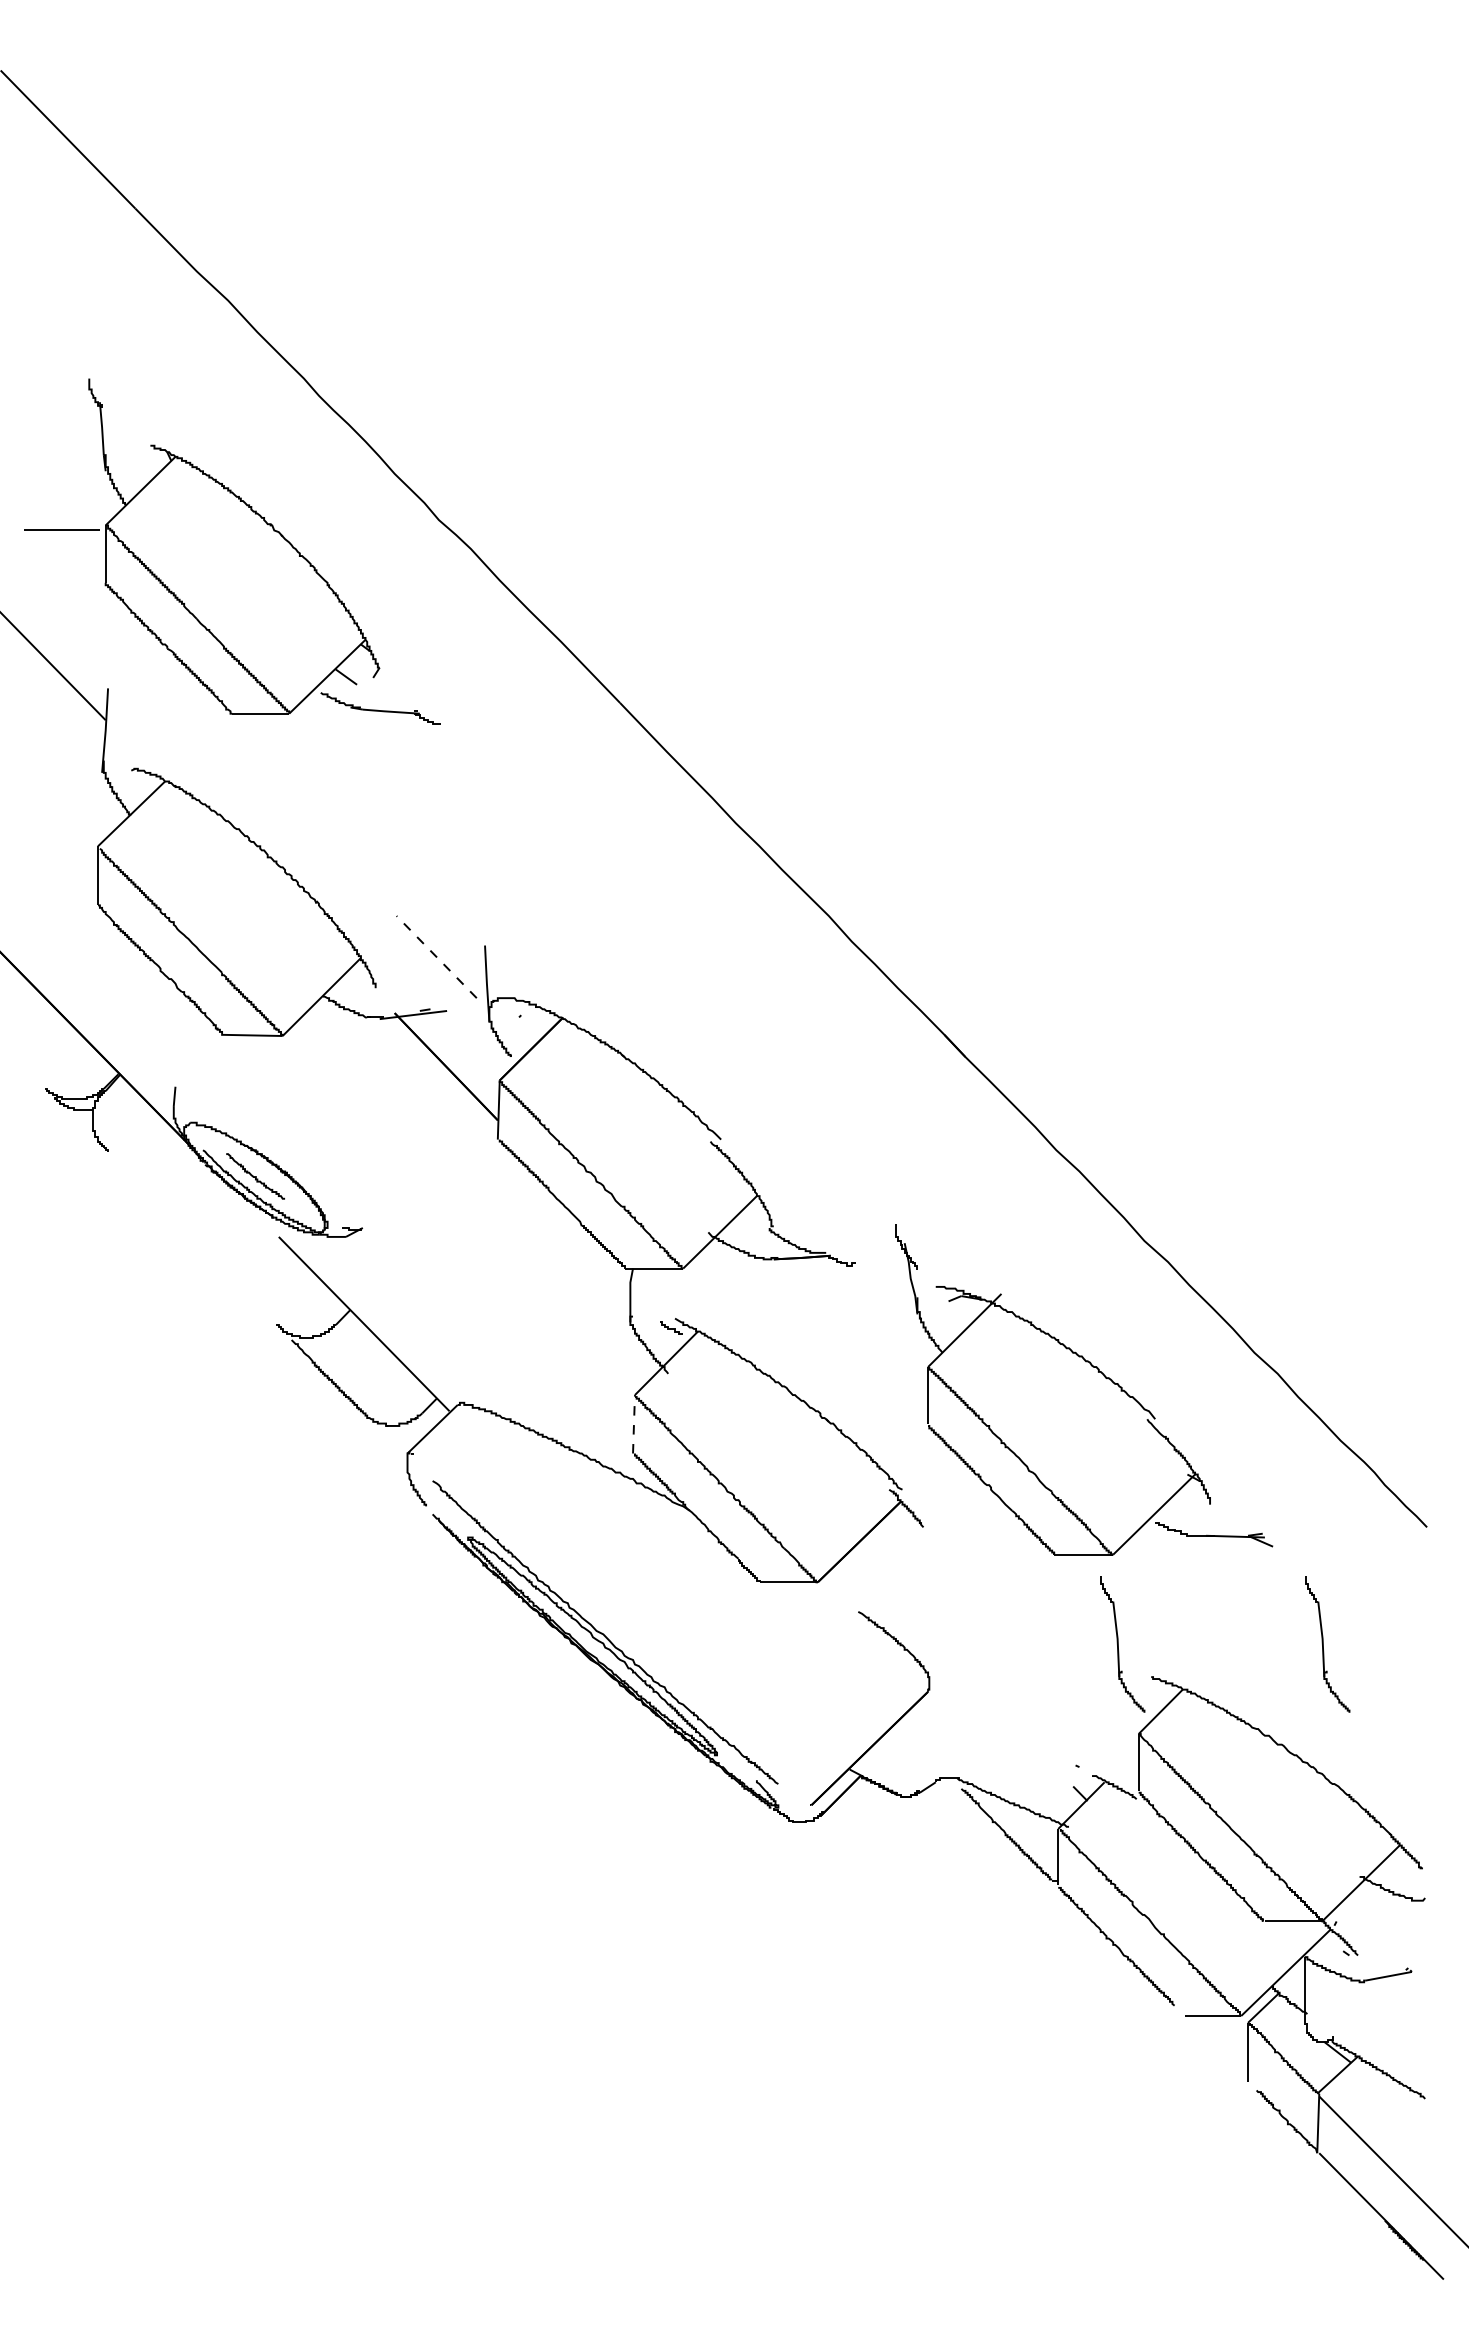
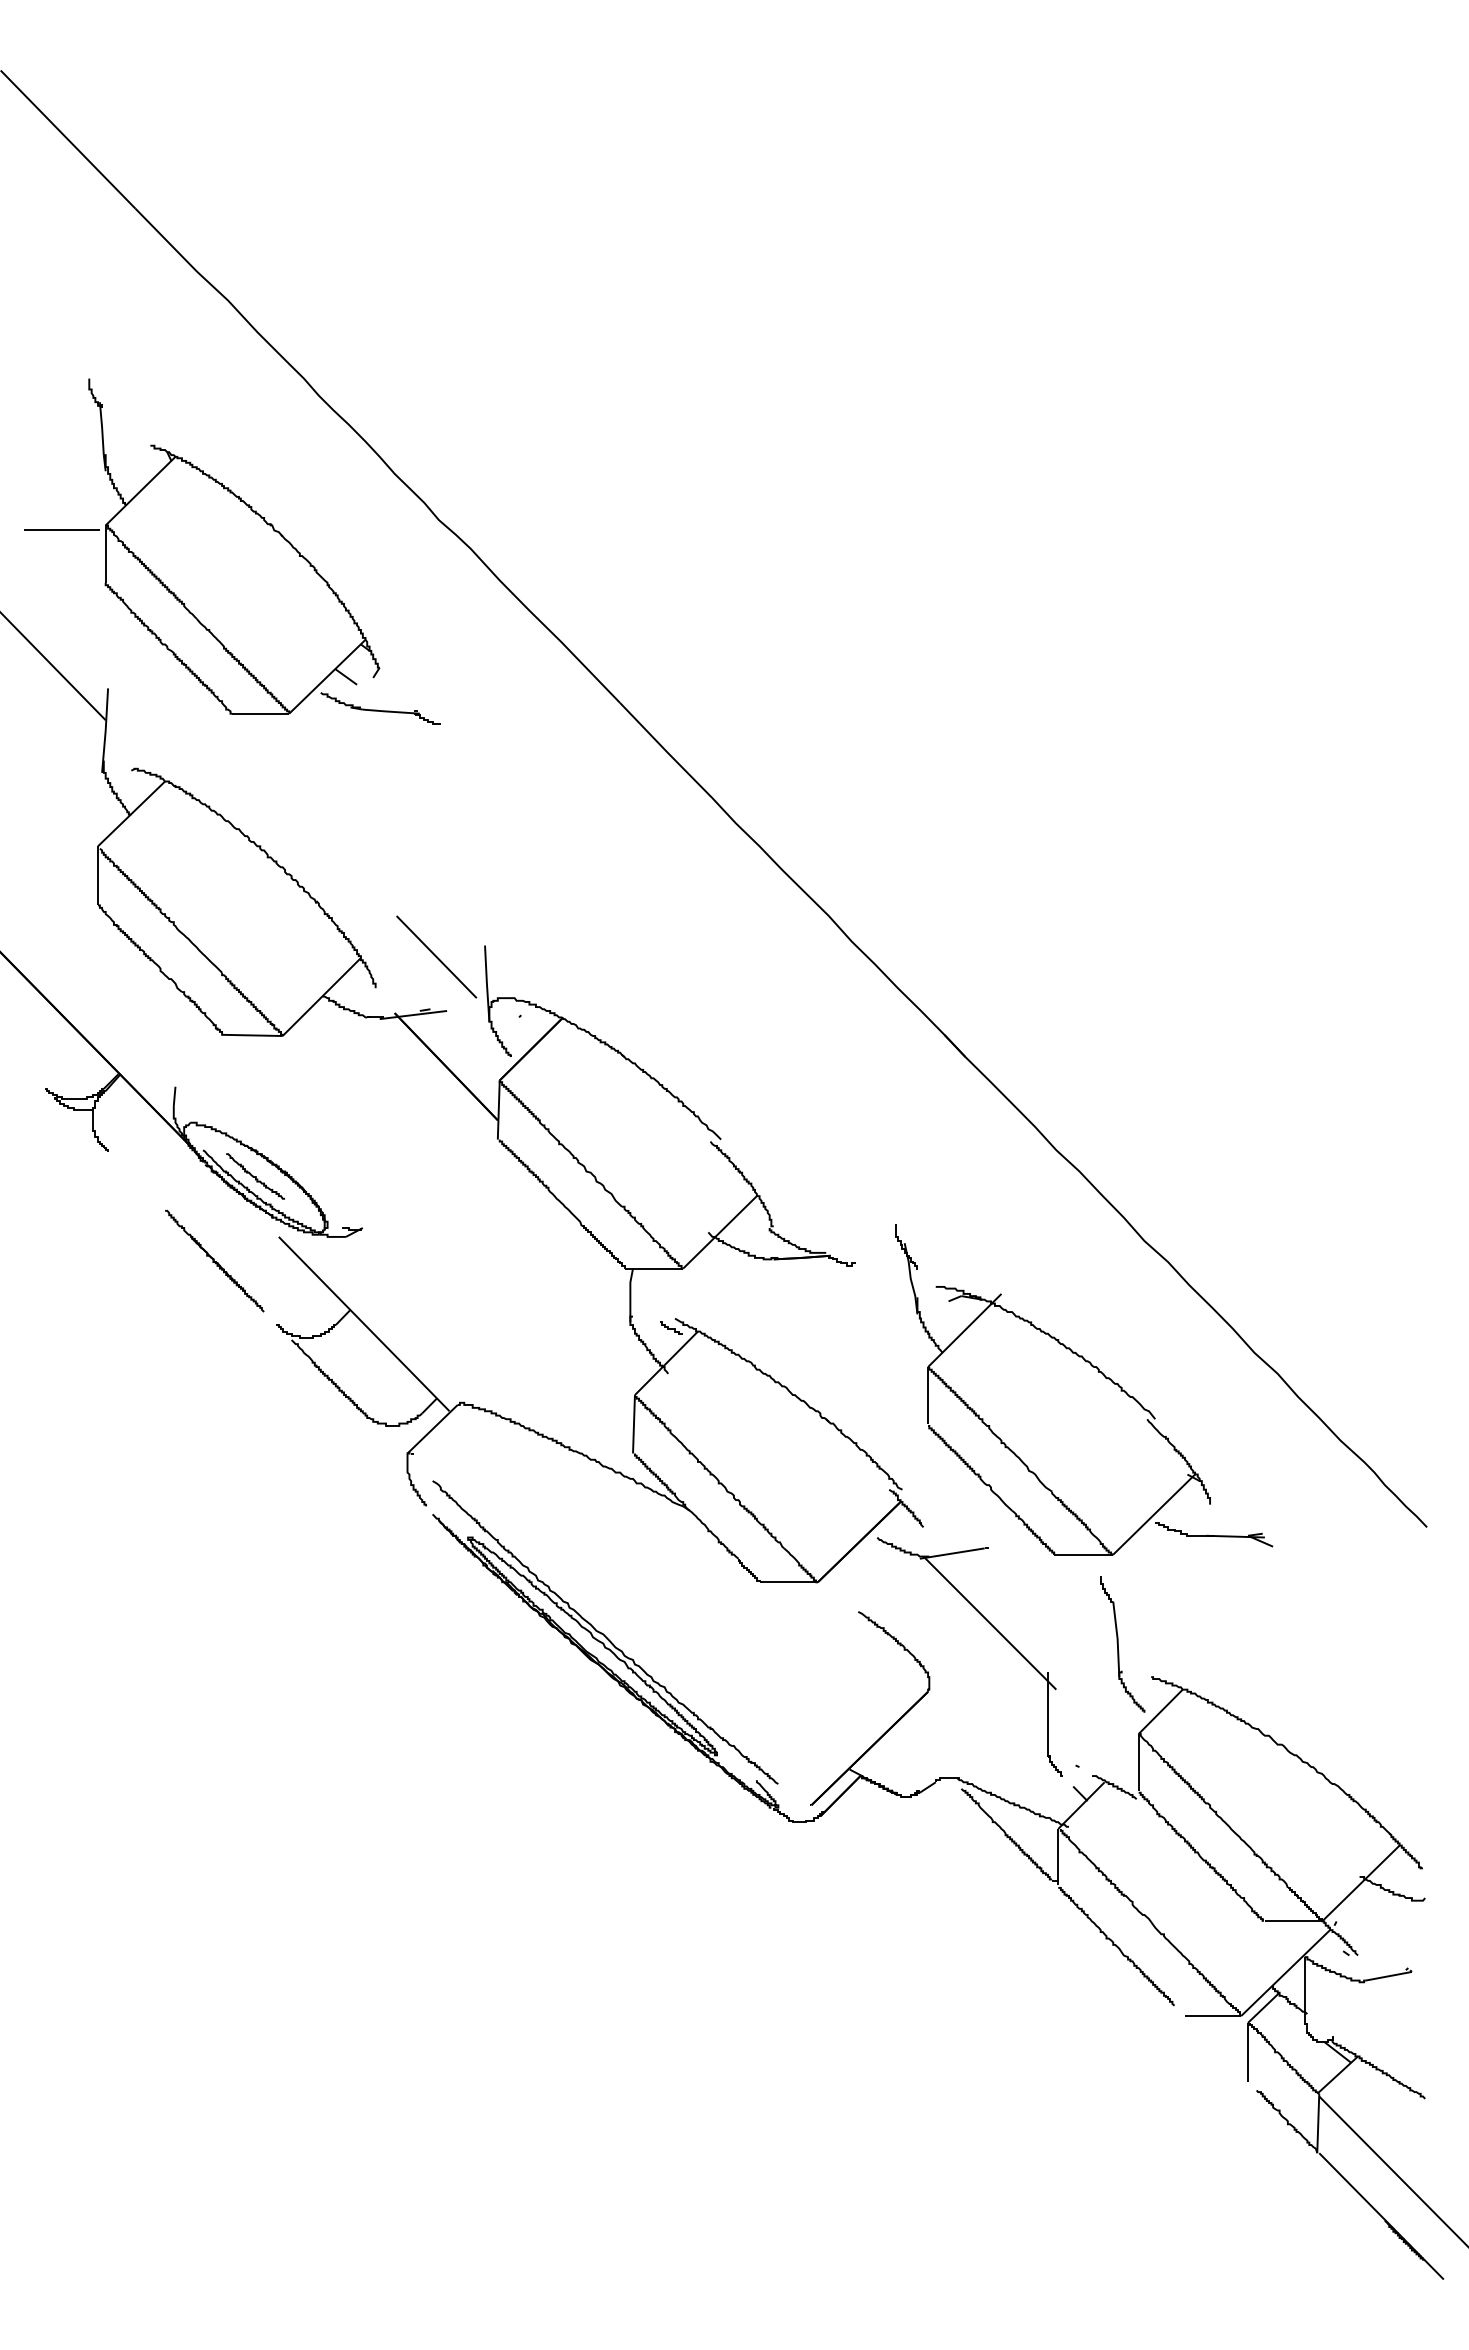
line: dashed -> solid (436, 956)
part: none -> present (214, 1261)
line: dashed -> solid (634, 1423)
part: none -> present (995, 1630)
part: present -> none (1327, 1644)
